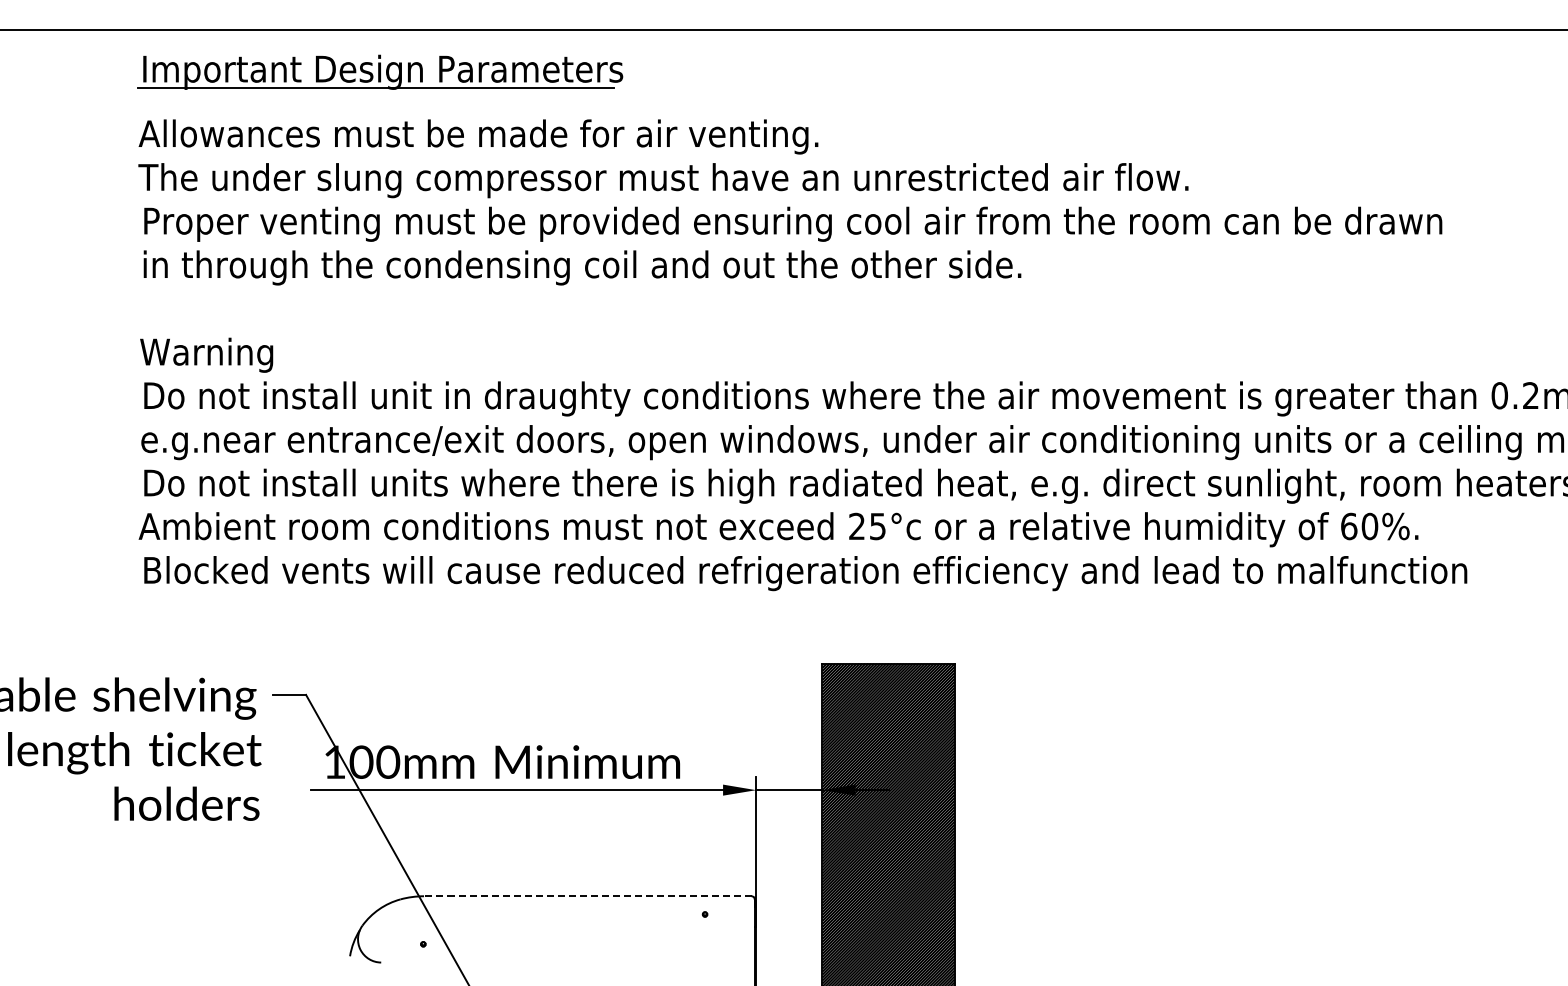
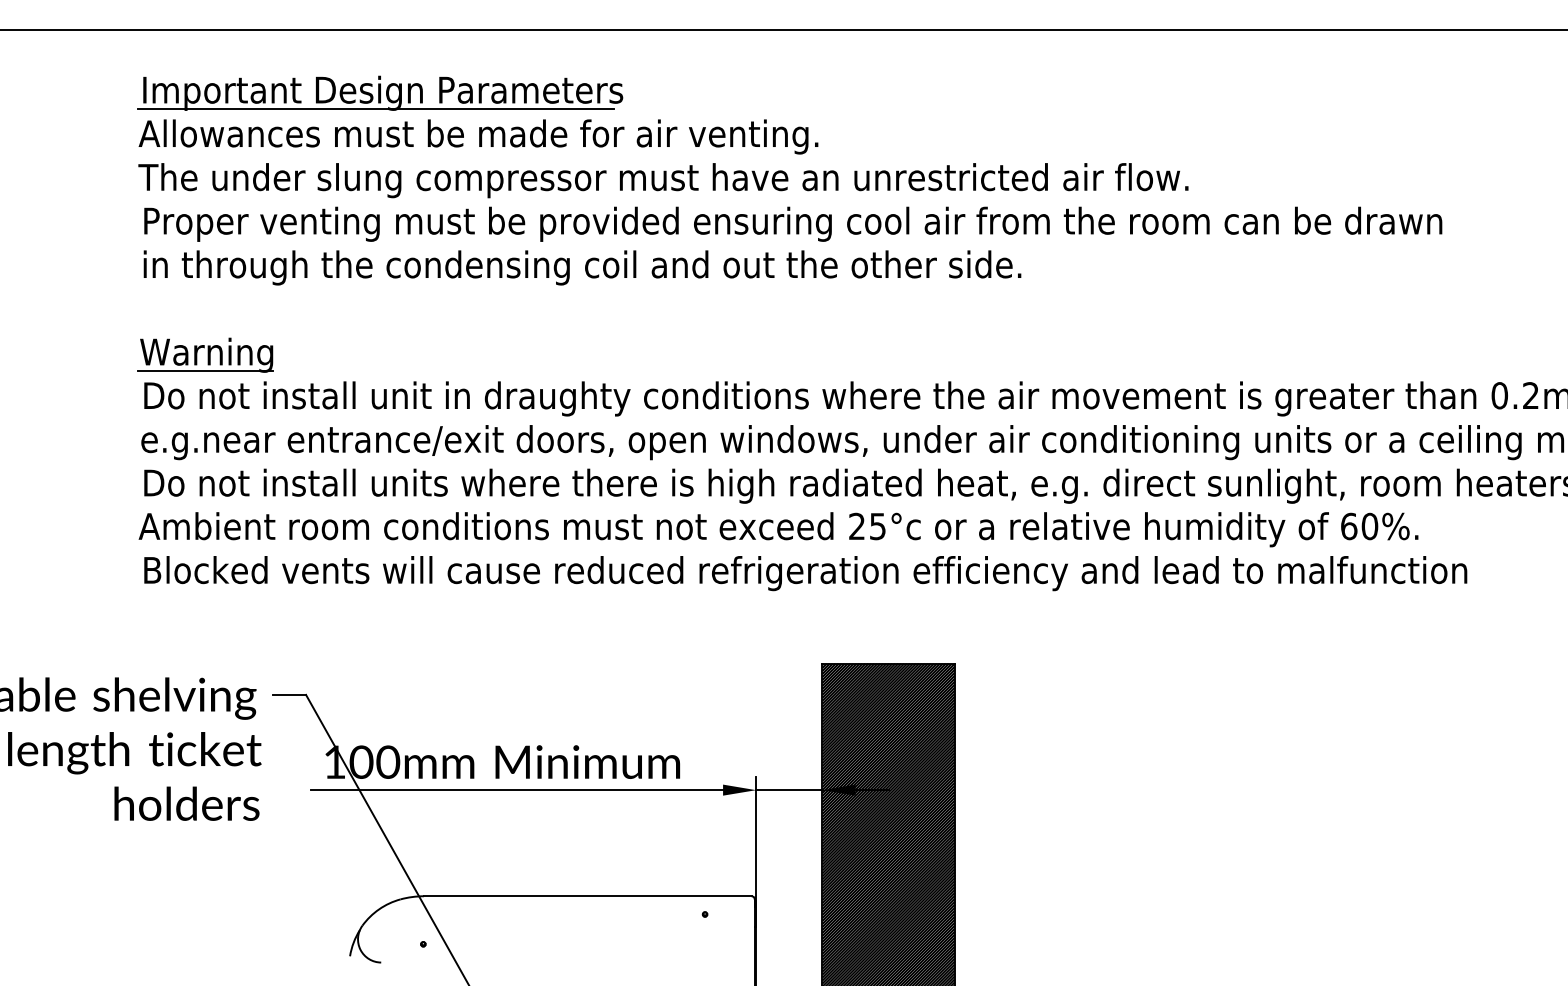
part position: (380, 71) -> (380, 92) (380, 92)
line: none -> present (205, 371)
line: dashed -> solid (587, 896)
